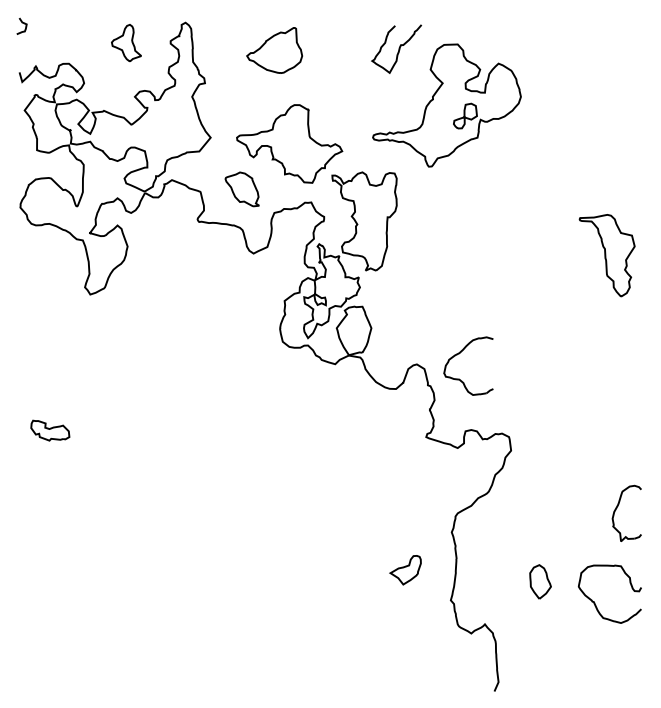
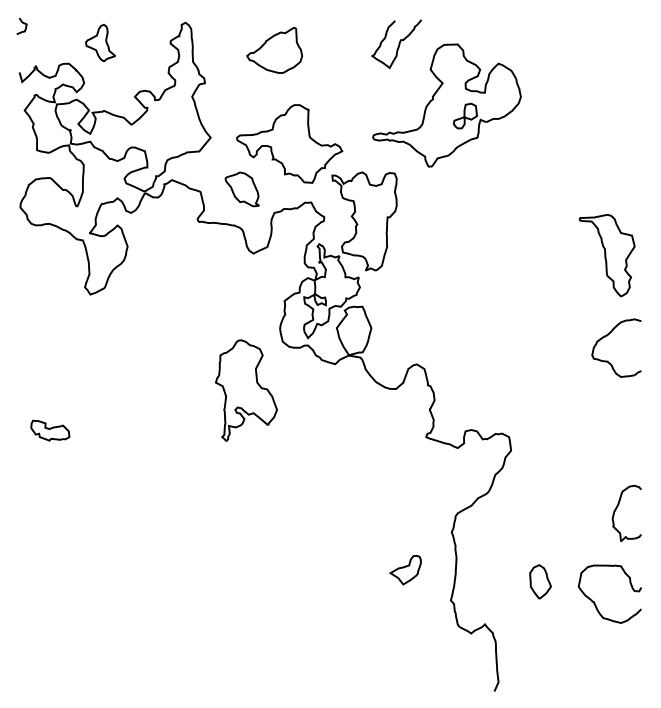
part position: (126, 43) -> (100, 43) (100, 43)
curve position: (398, 48) -> (398, 43) (398, 43)
part position: (459, 354) -> (607, 336) (607, 336)
part: none -> present (246, 390)
